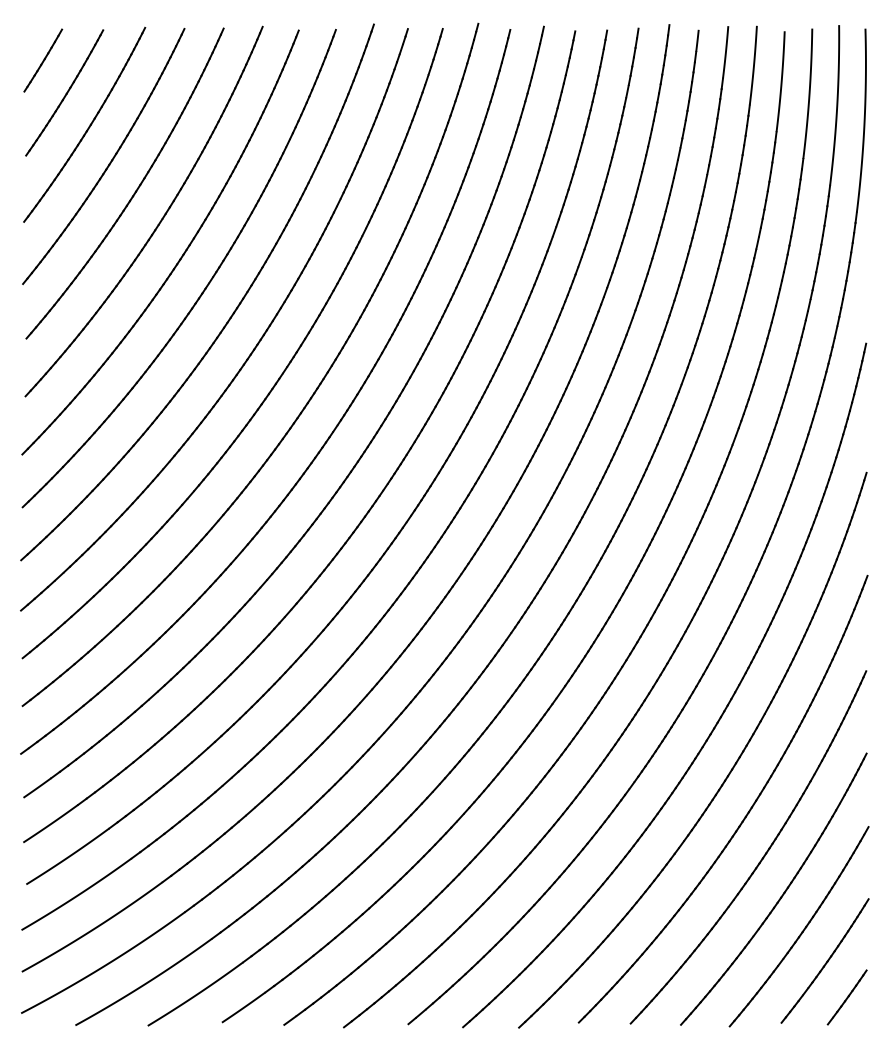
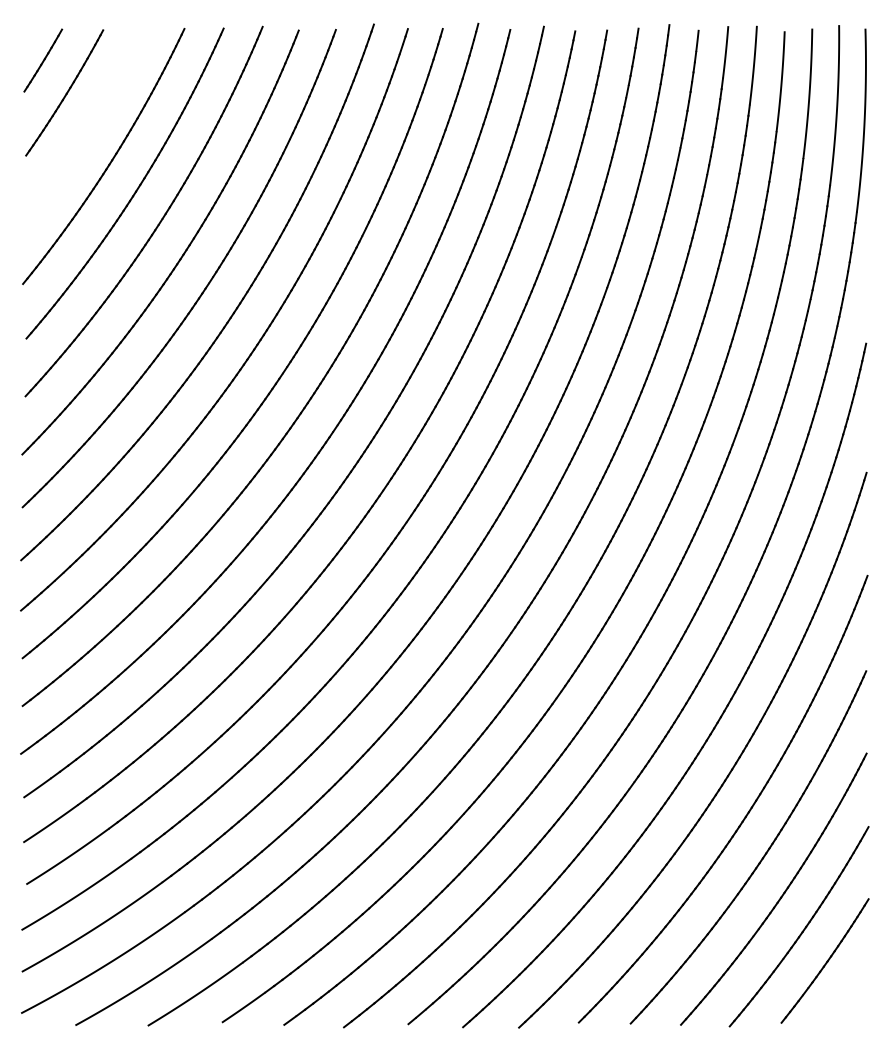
part: present -> none (84, 124)
line: present -> none (846, 997)
